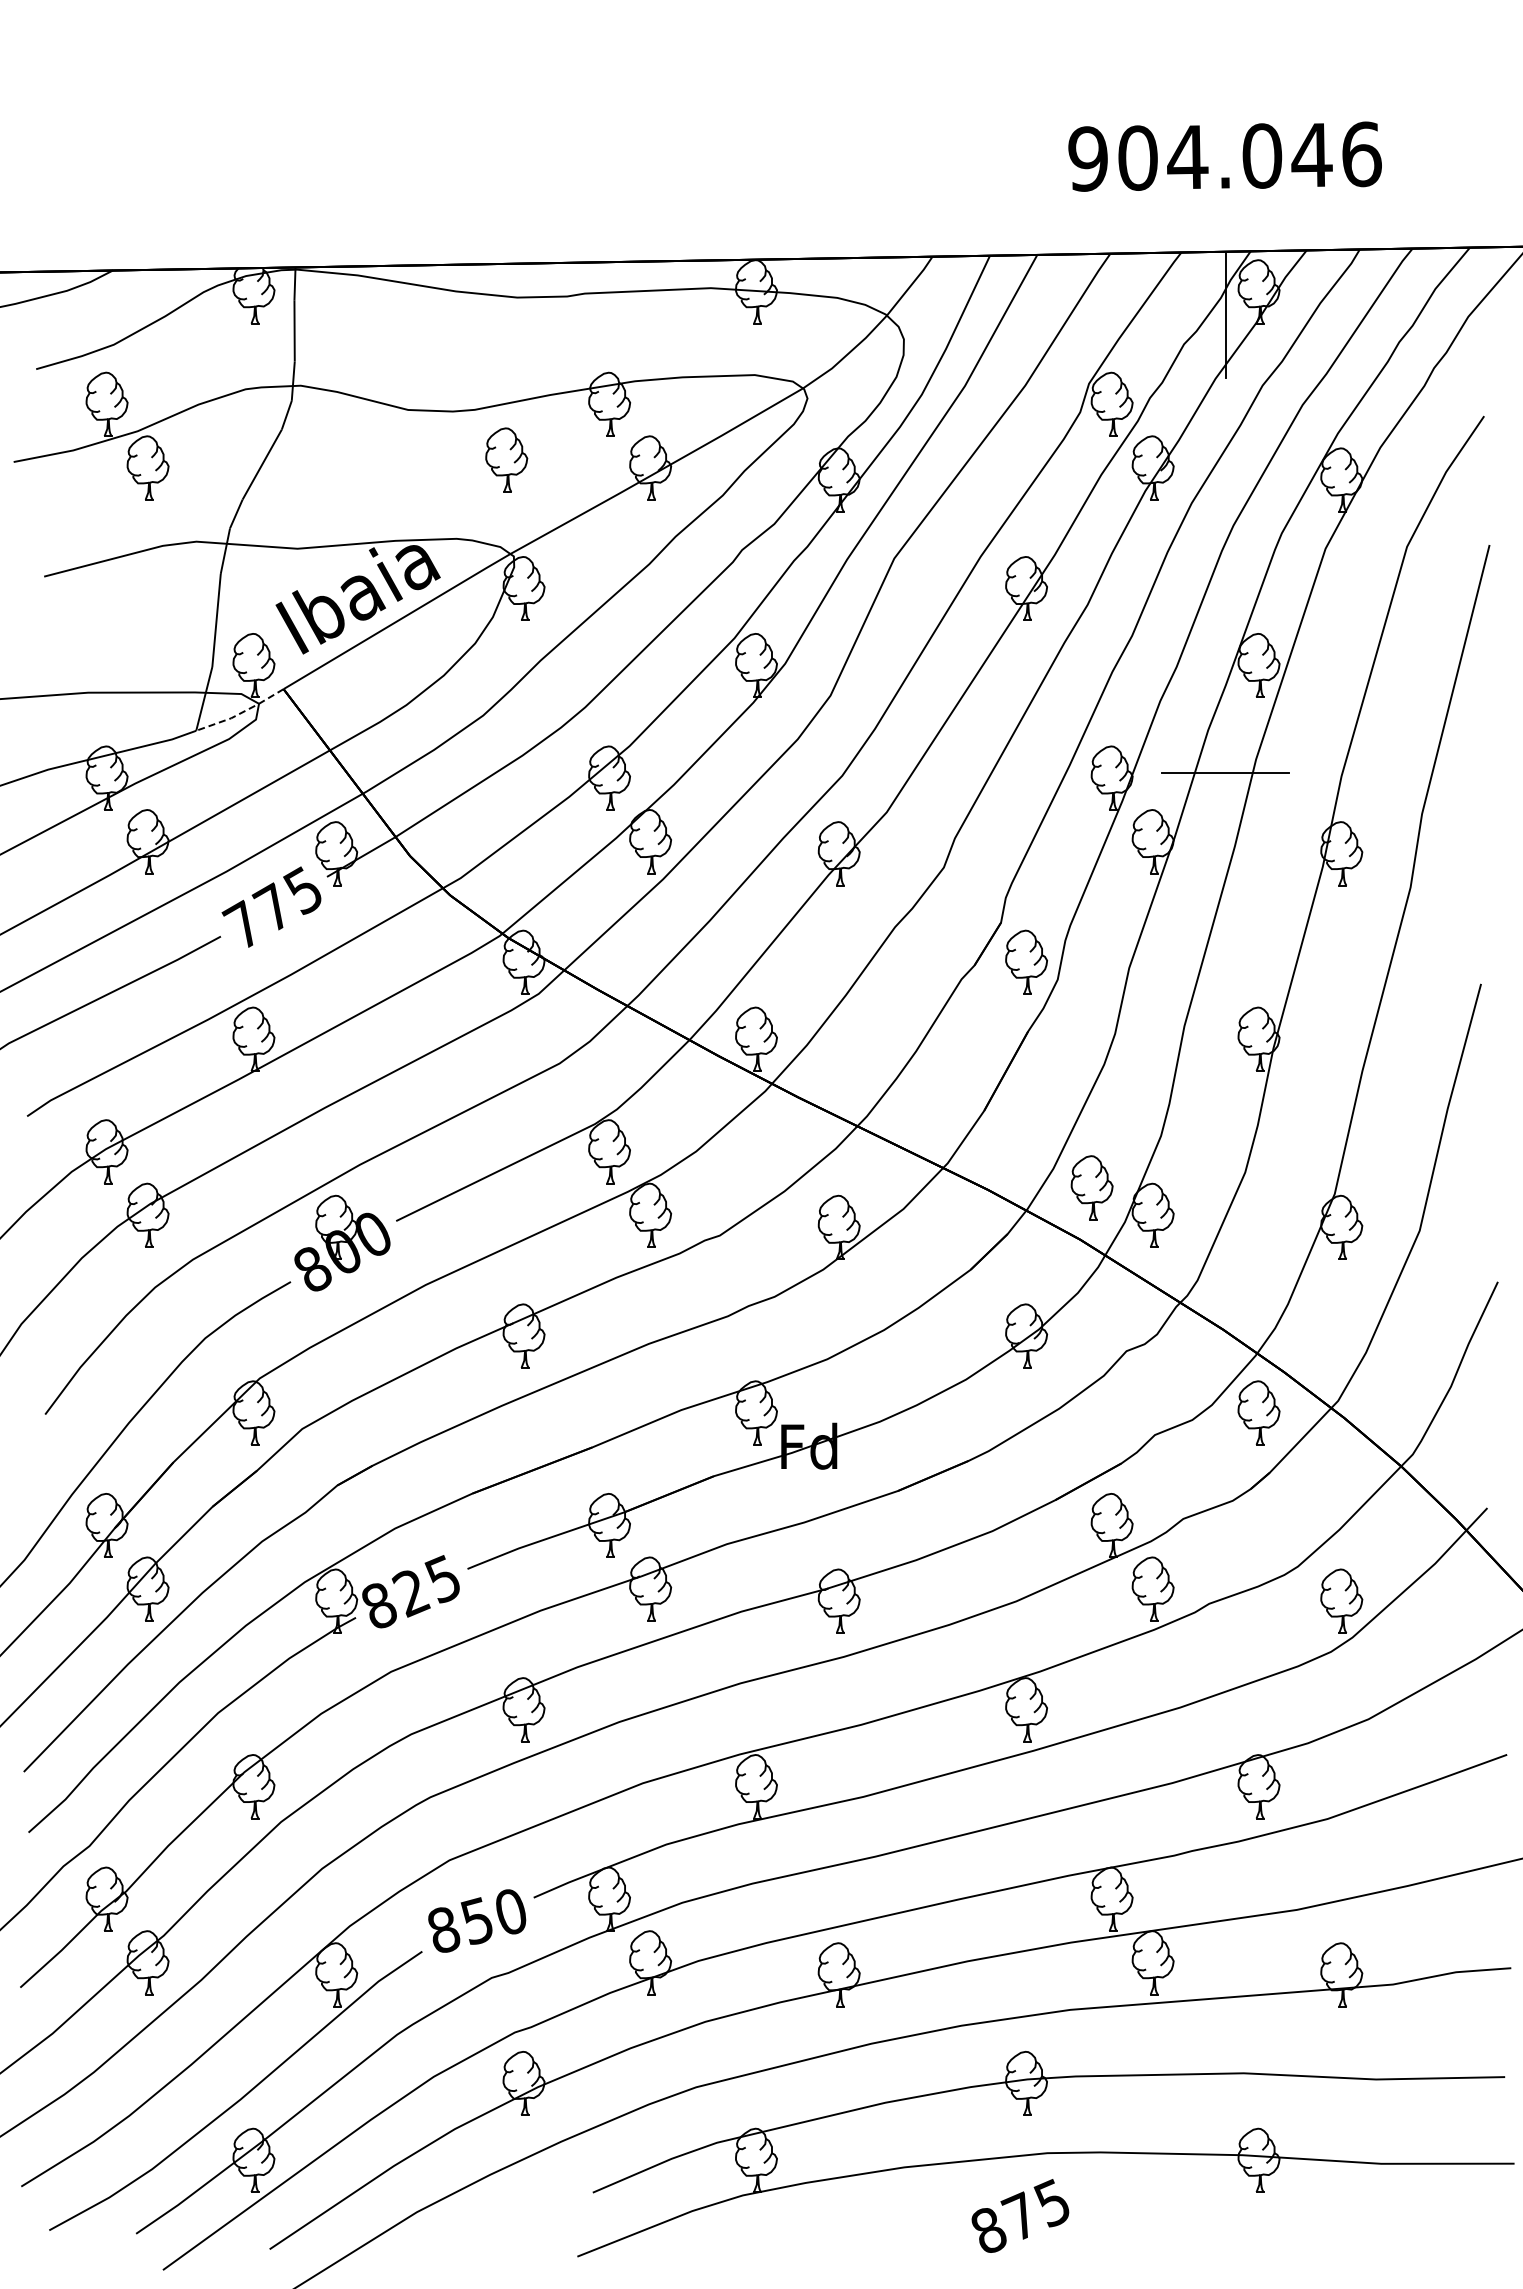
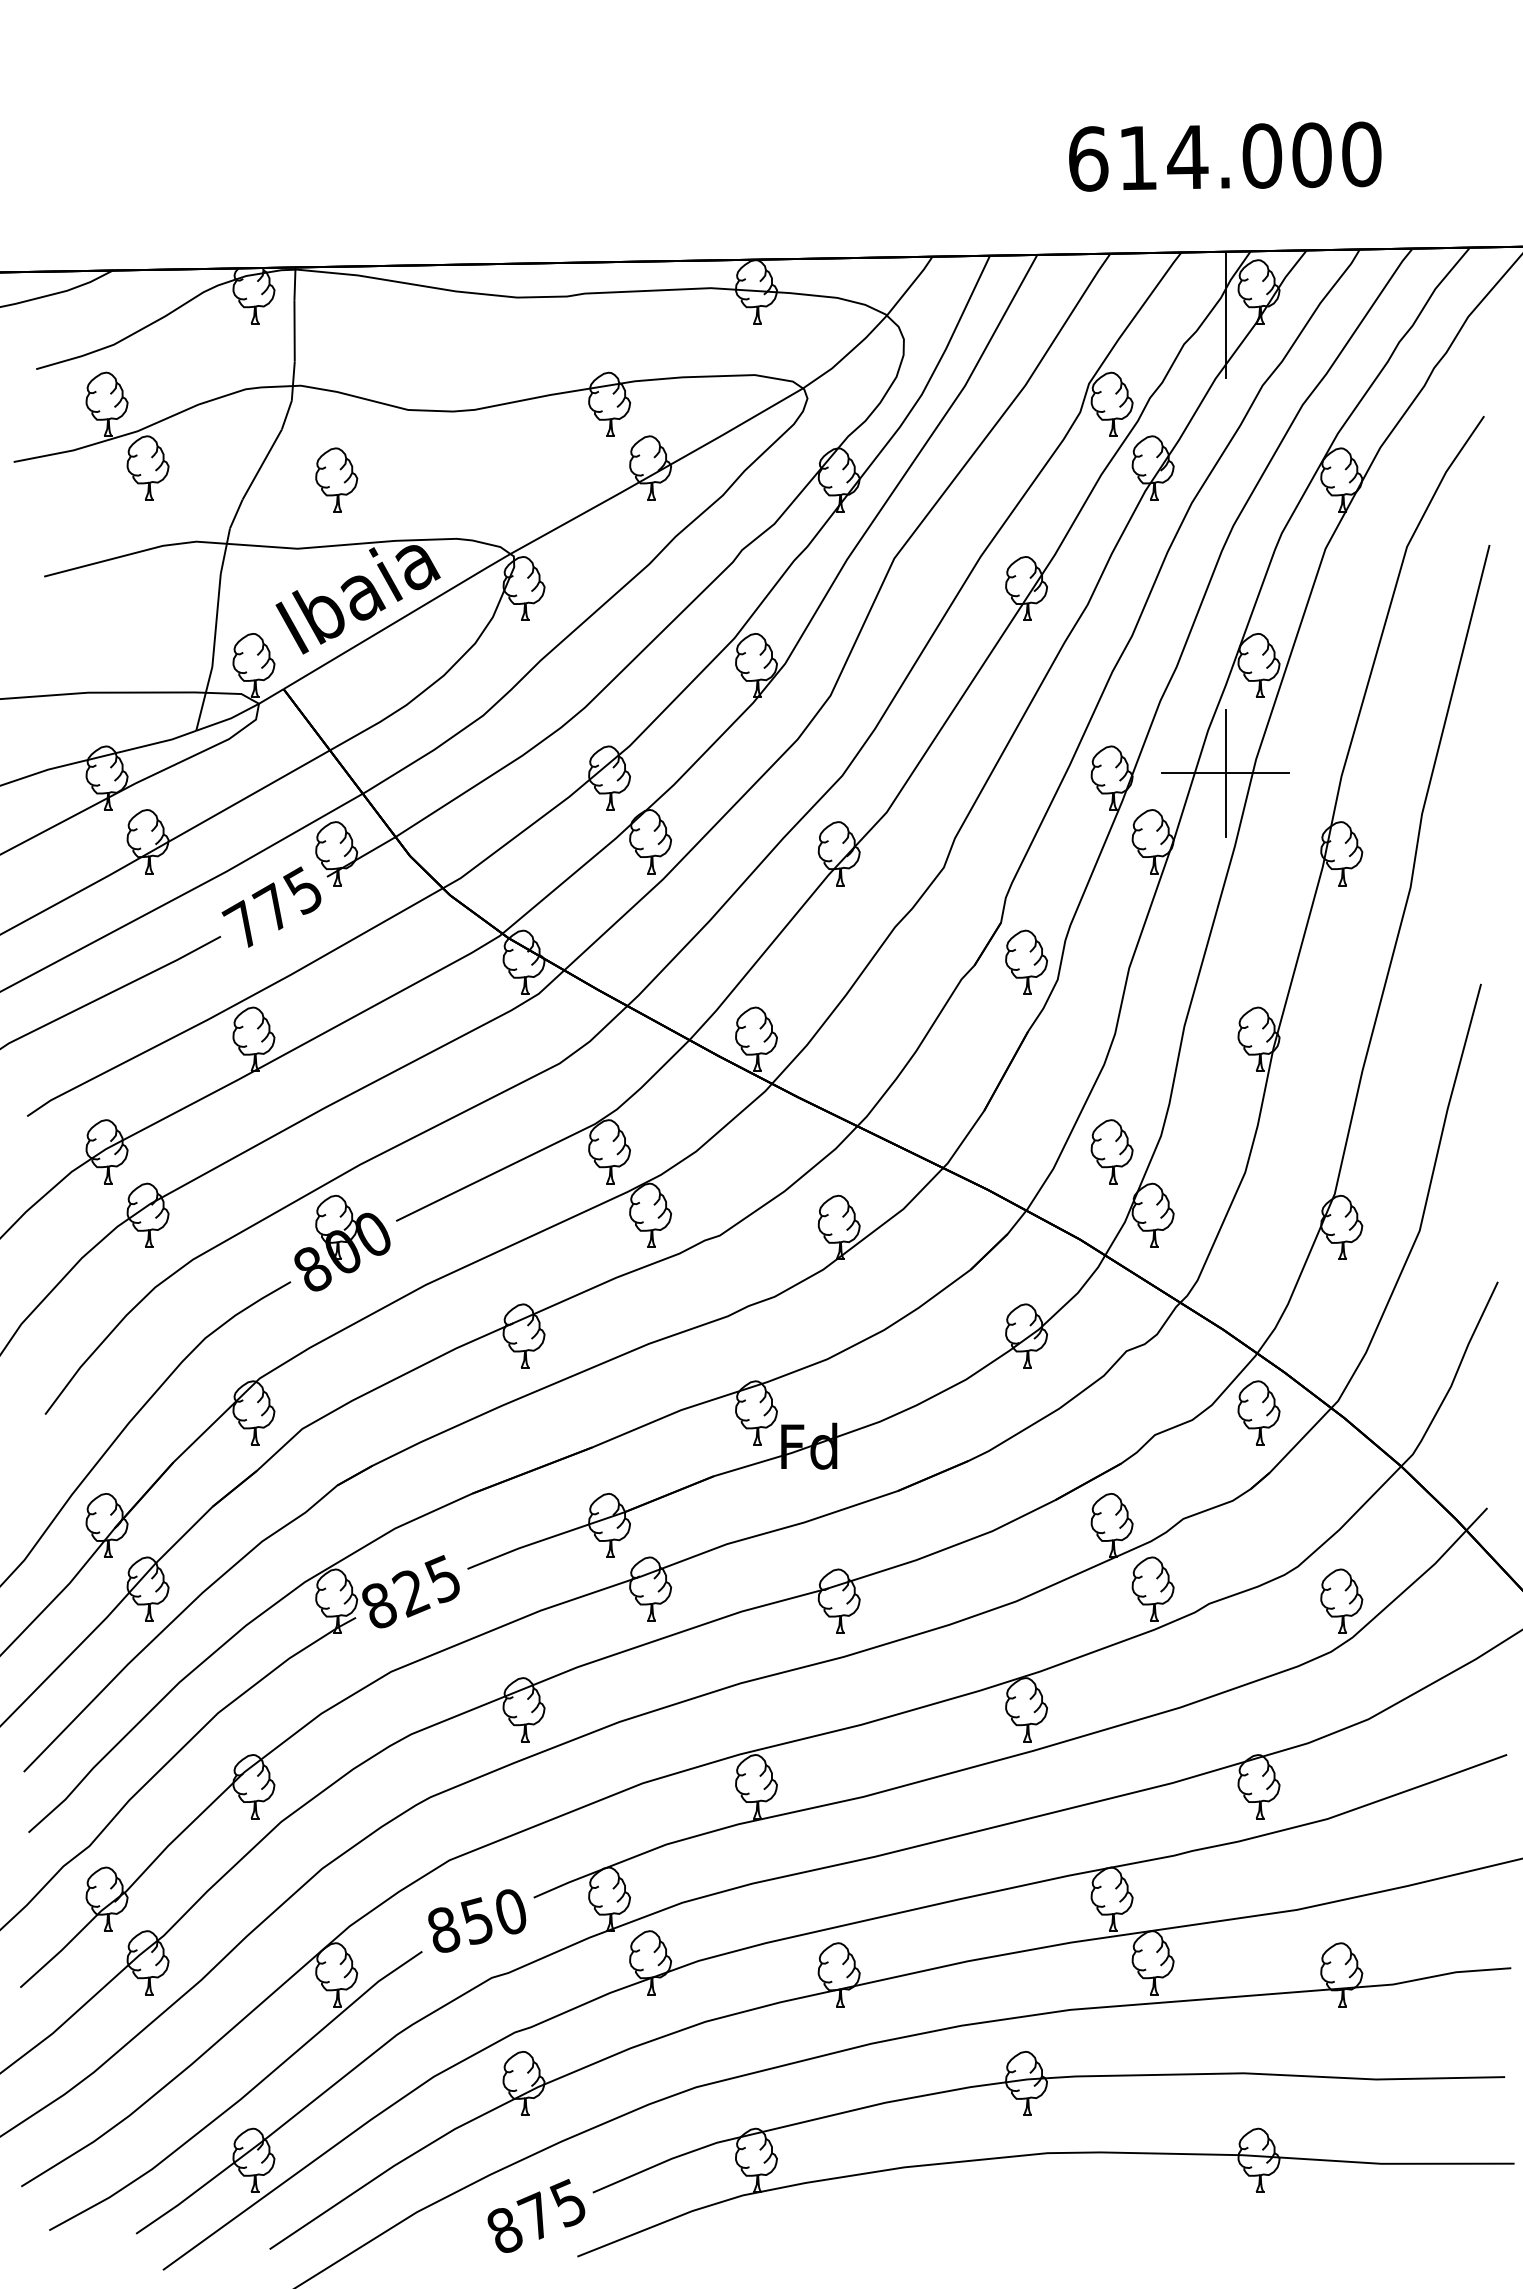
text: 904.046 -> 614.000 (1224, 156)
part position: (506, 459) -> (336, 479) (336, 479)
line: dashed -> solid (240, 713)
line: none -> present (1225, 772)
part position: (1091, 1187) -> (1111, 1151) (1111, 1151)
text position: (1020, 2215) -> (536, 2215) (536, 2215)
